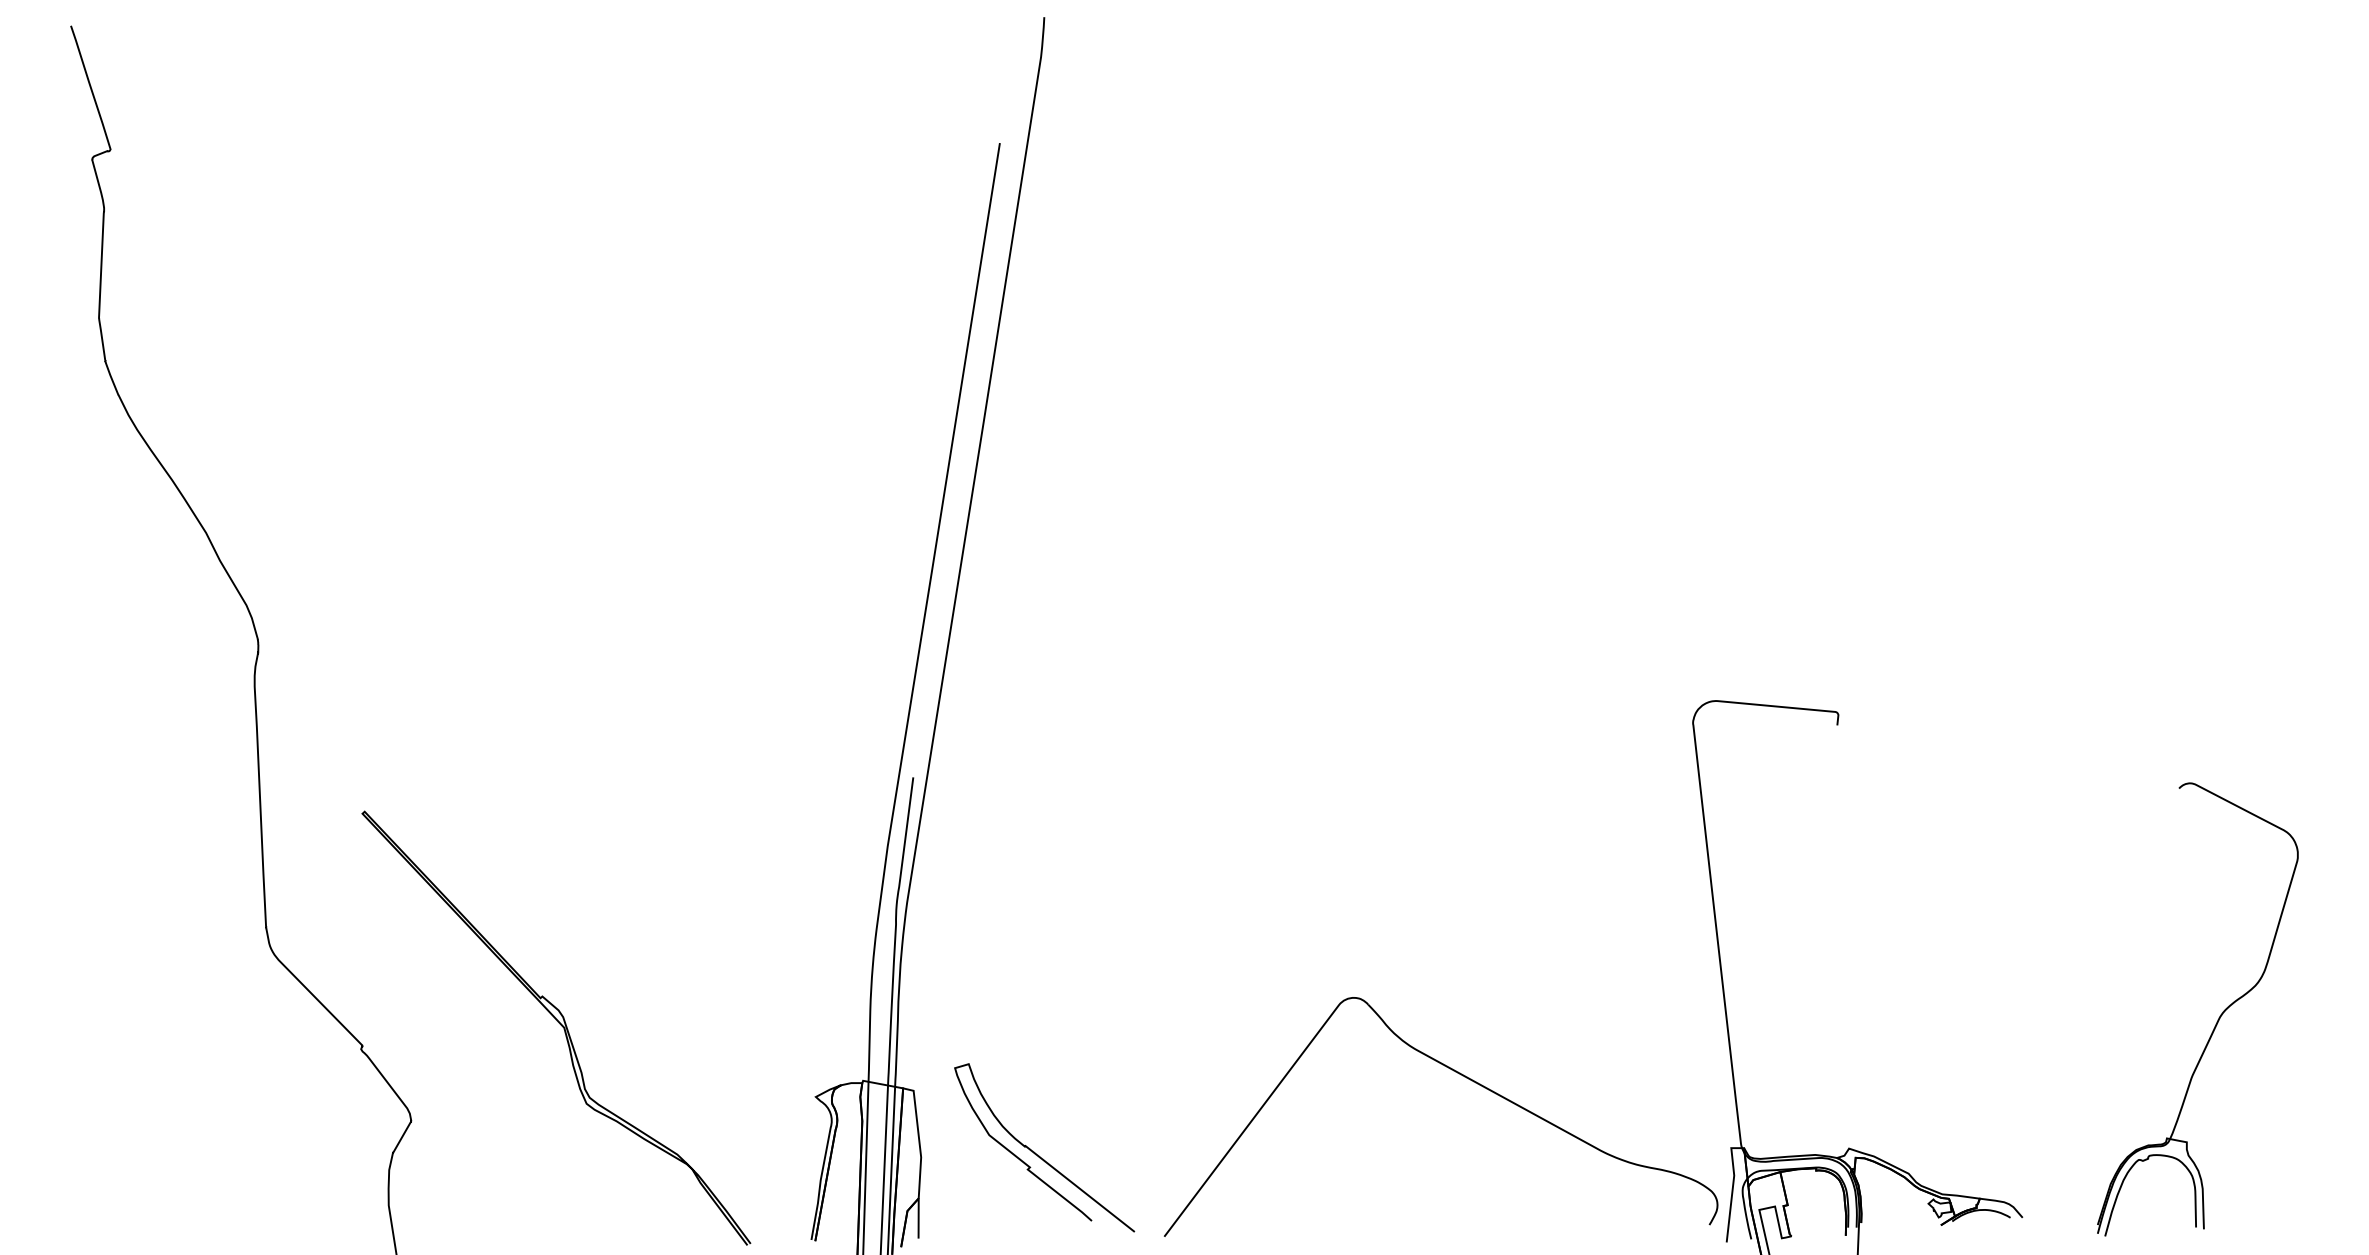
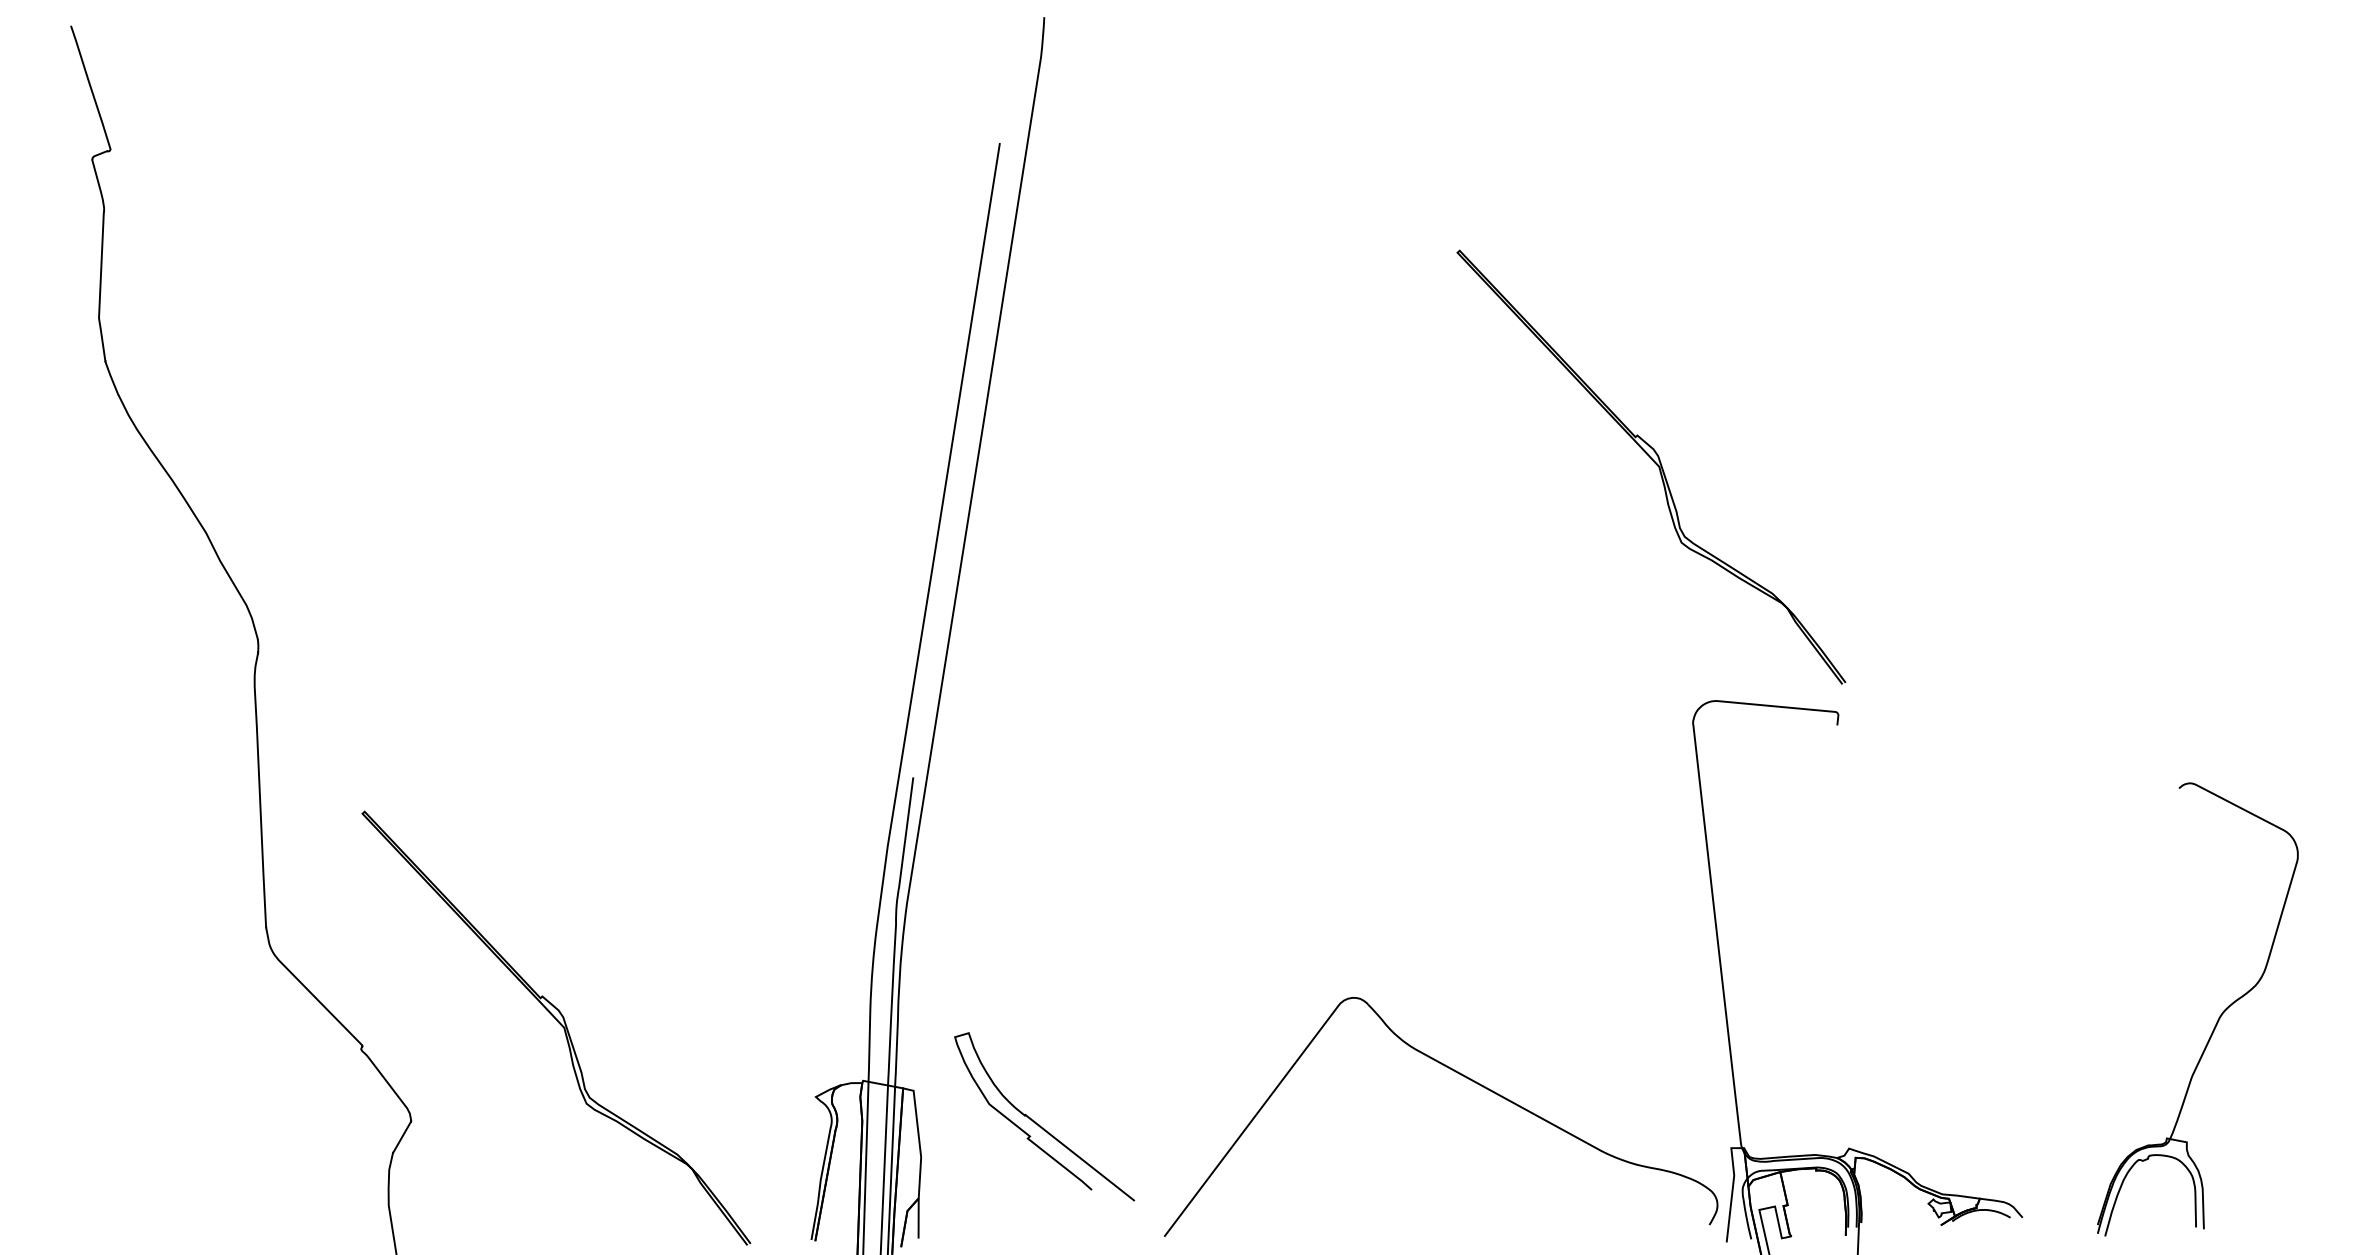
curve: none -> present (1654, 463)
curve position: (1039, 1155) -> (1039, 1124) (1039, 1124)
